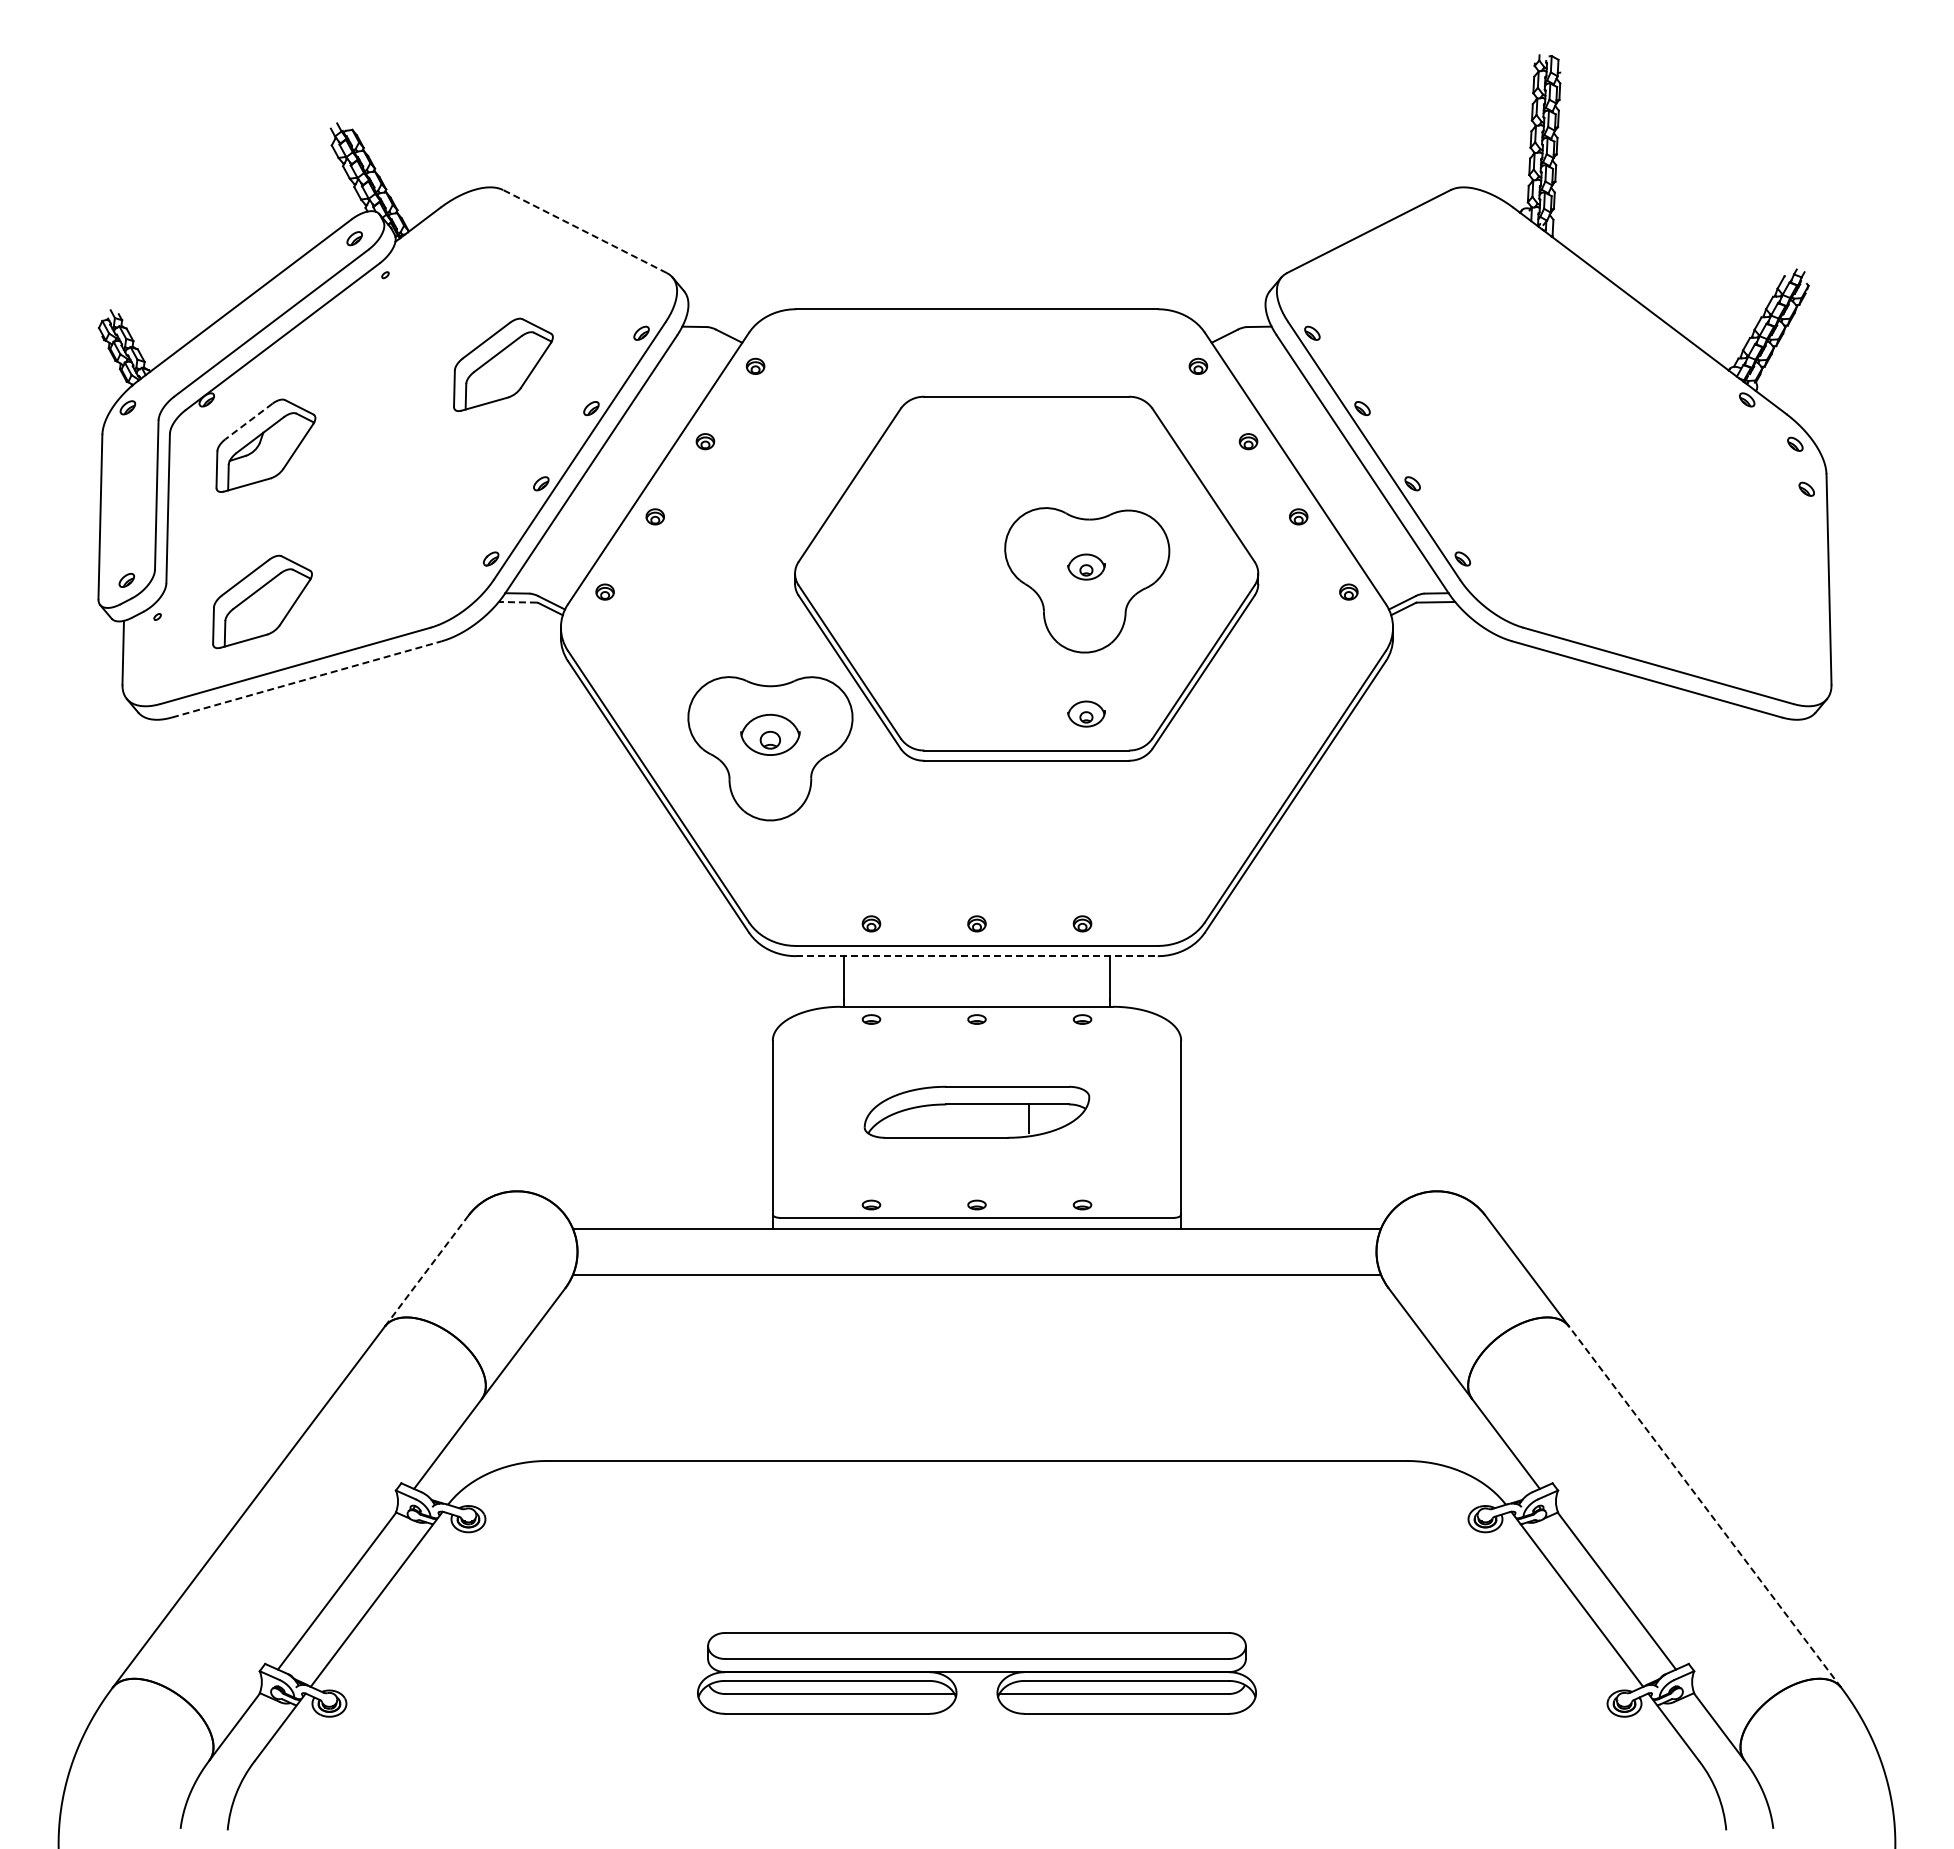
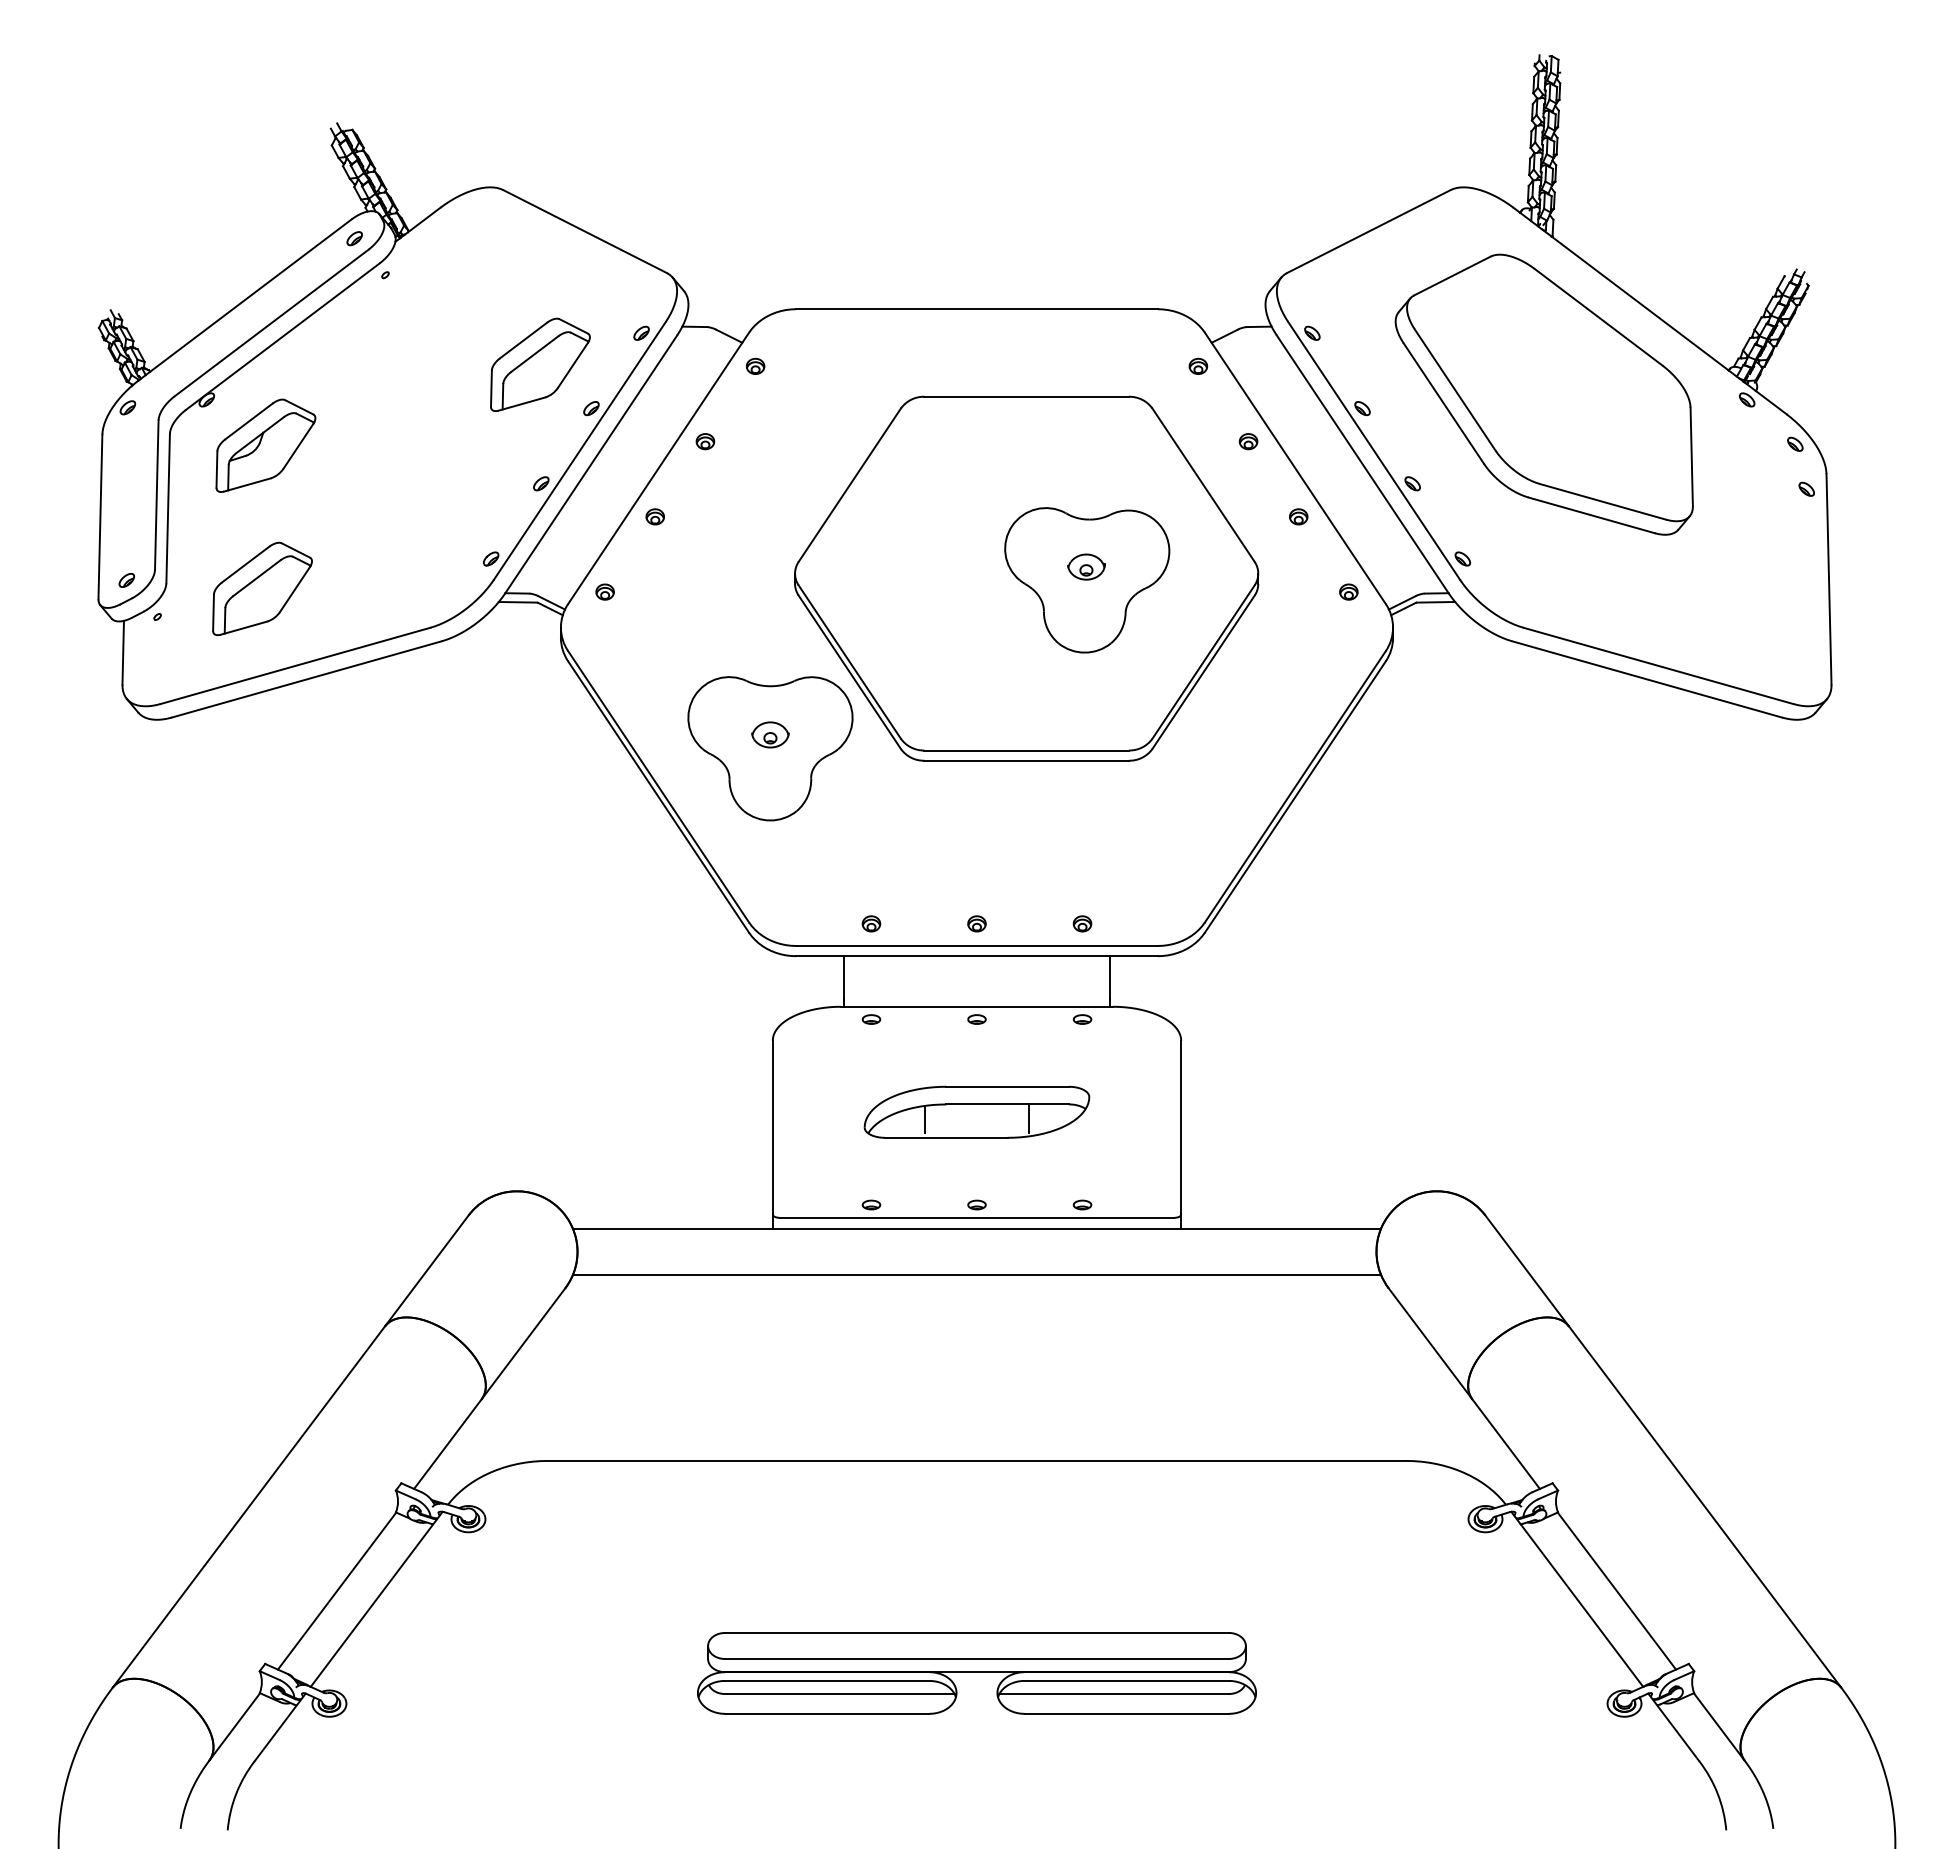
line: dashed -> solid (585, 231)
part position: (503, 364) -> (540, 364) (540, 364)
part: none -> present (1543, 394)
line: dashed -> solid (248, 421)
part position: (262, 601) -> (262, 588) (262, 588)
line: dashed -> solid (517, 602)
line: dashed -> solid (307, 679)
part: present -> none (1086, 713)
part size: 61x43 px -> 39x28 px (770, 734)
line: dashed -> solid (976, 956)
line: none -> present (925, 1118)
line: dashed -> solid (426, 1271)
line: dashed -> solid (1704, 1506)
